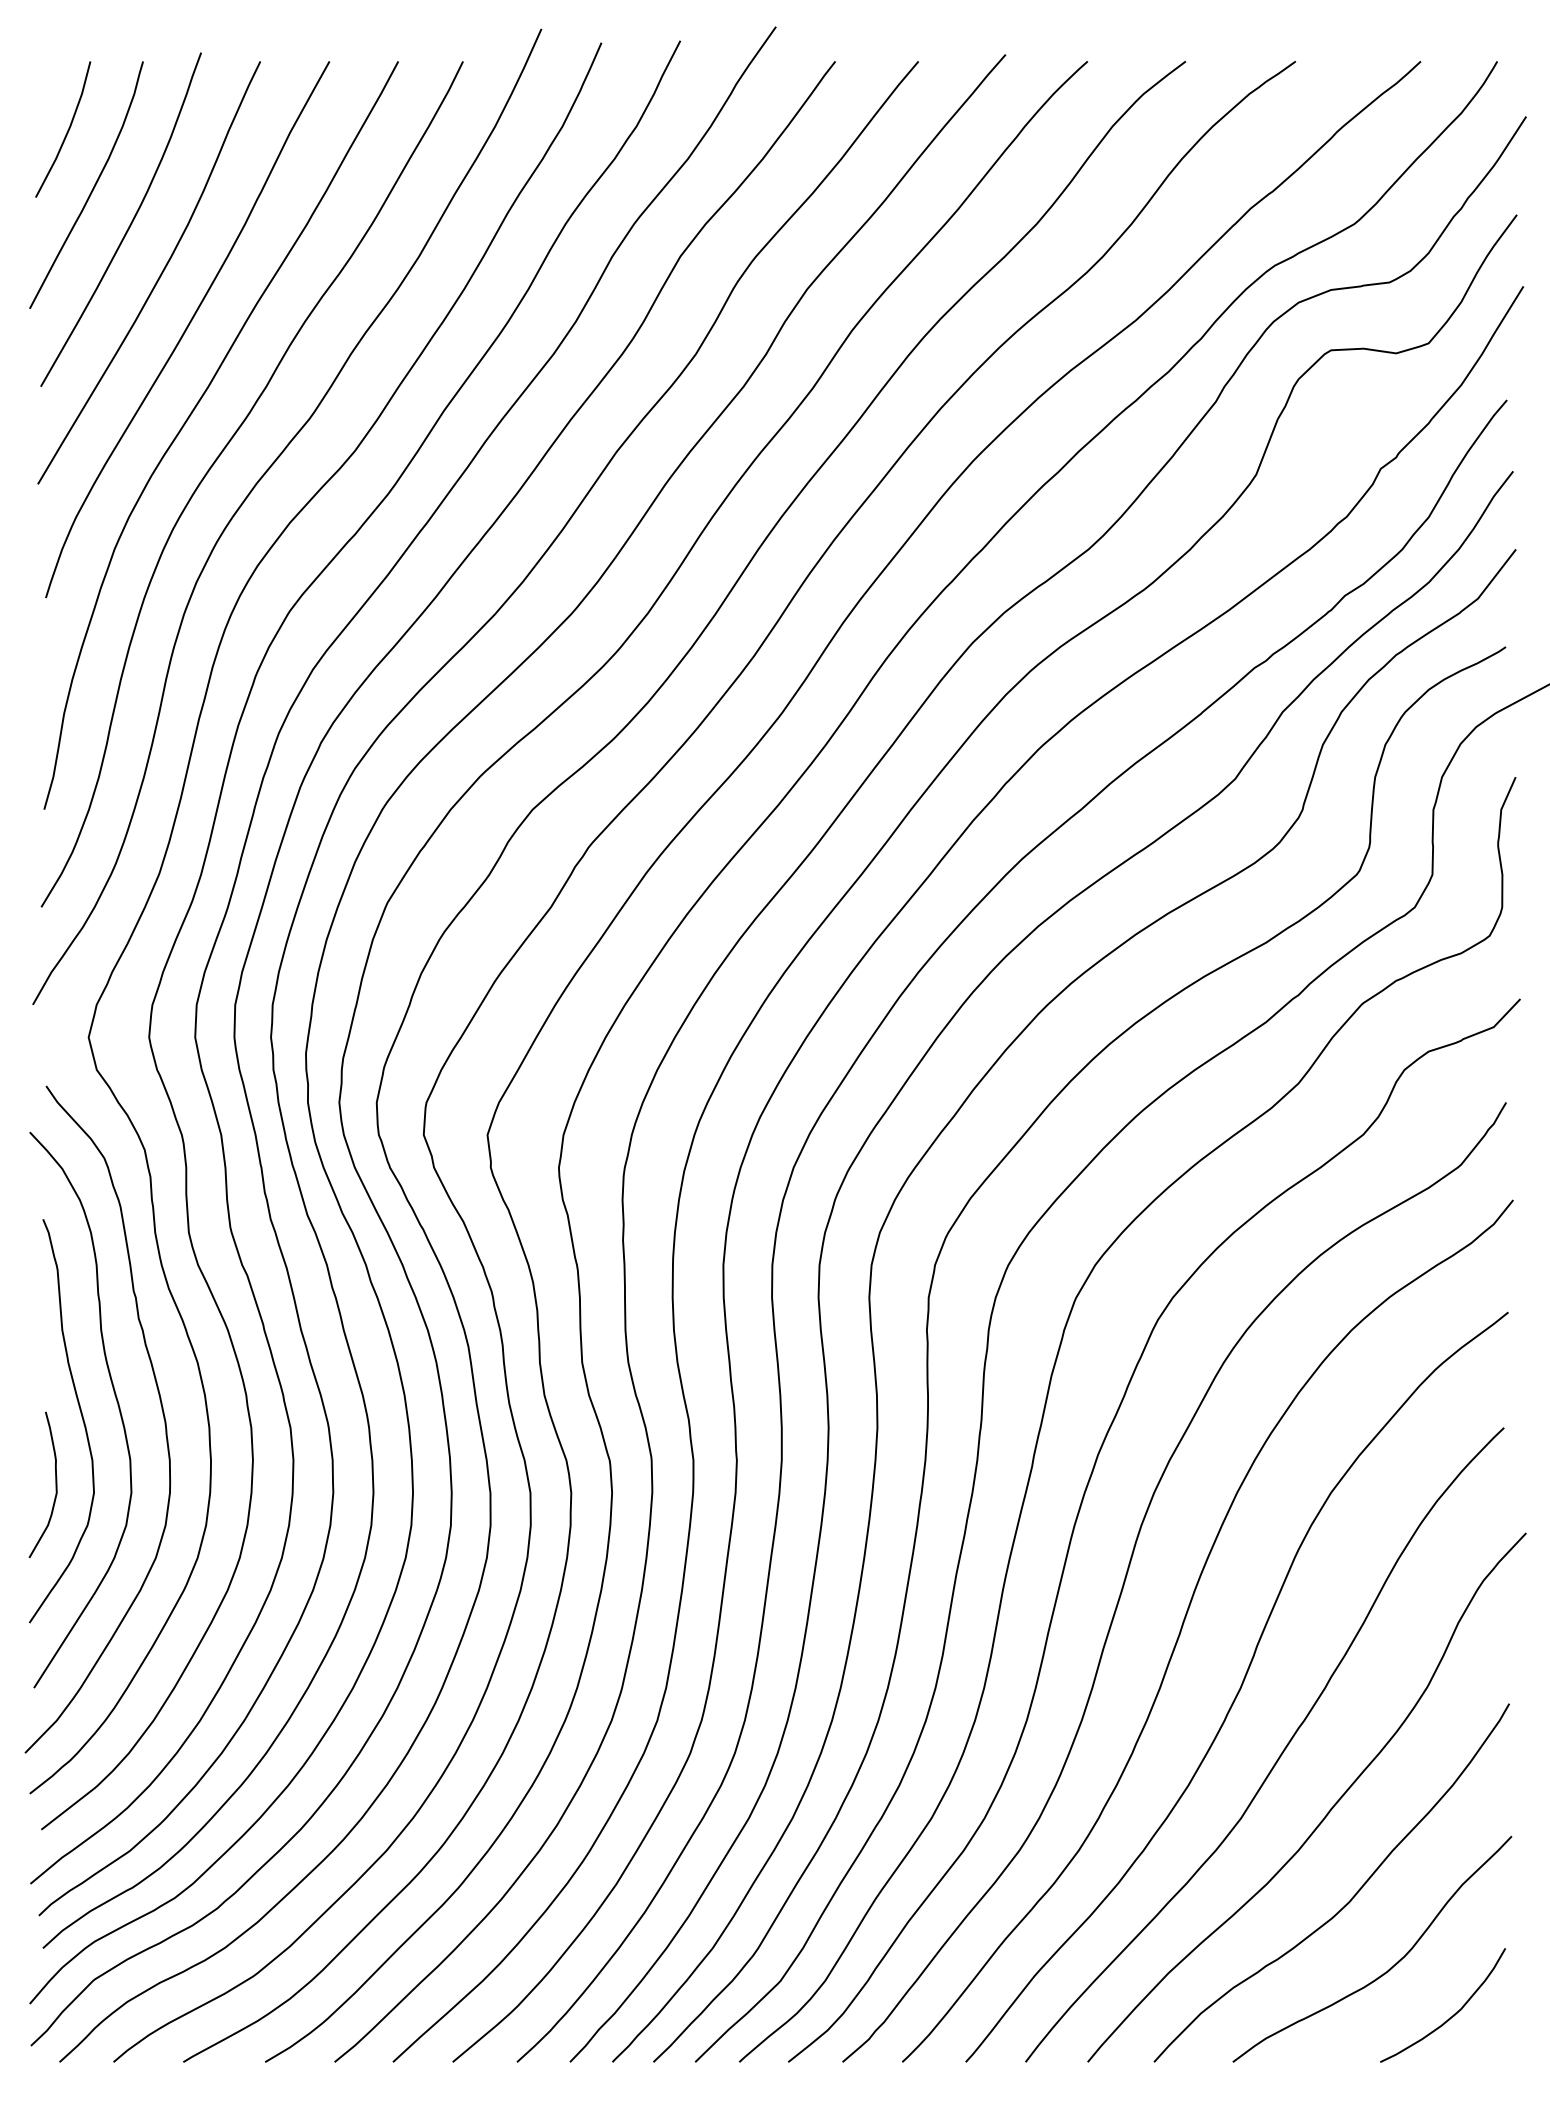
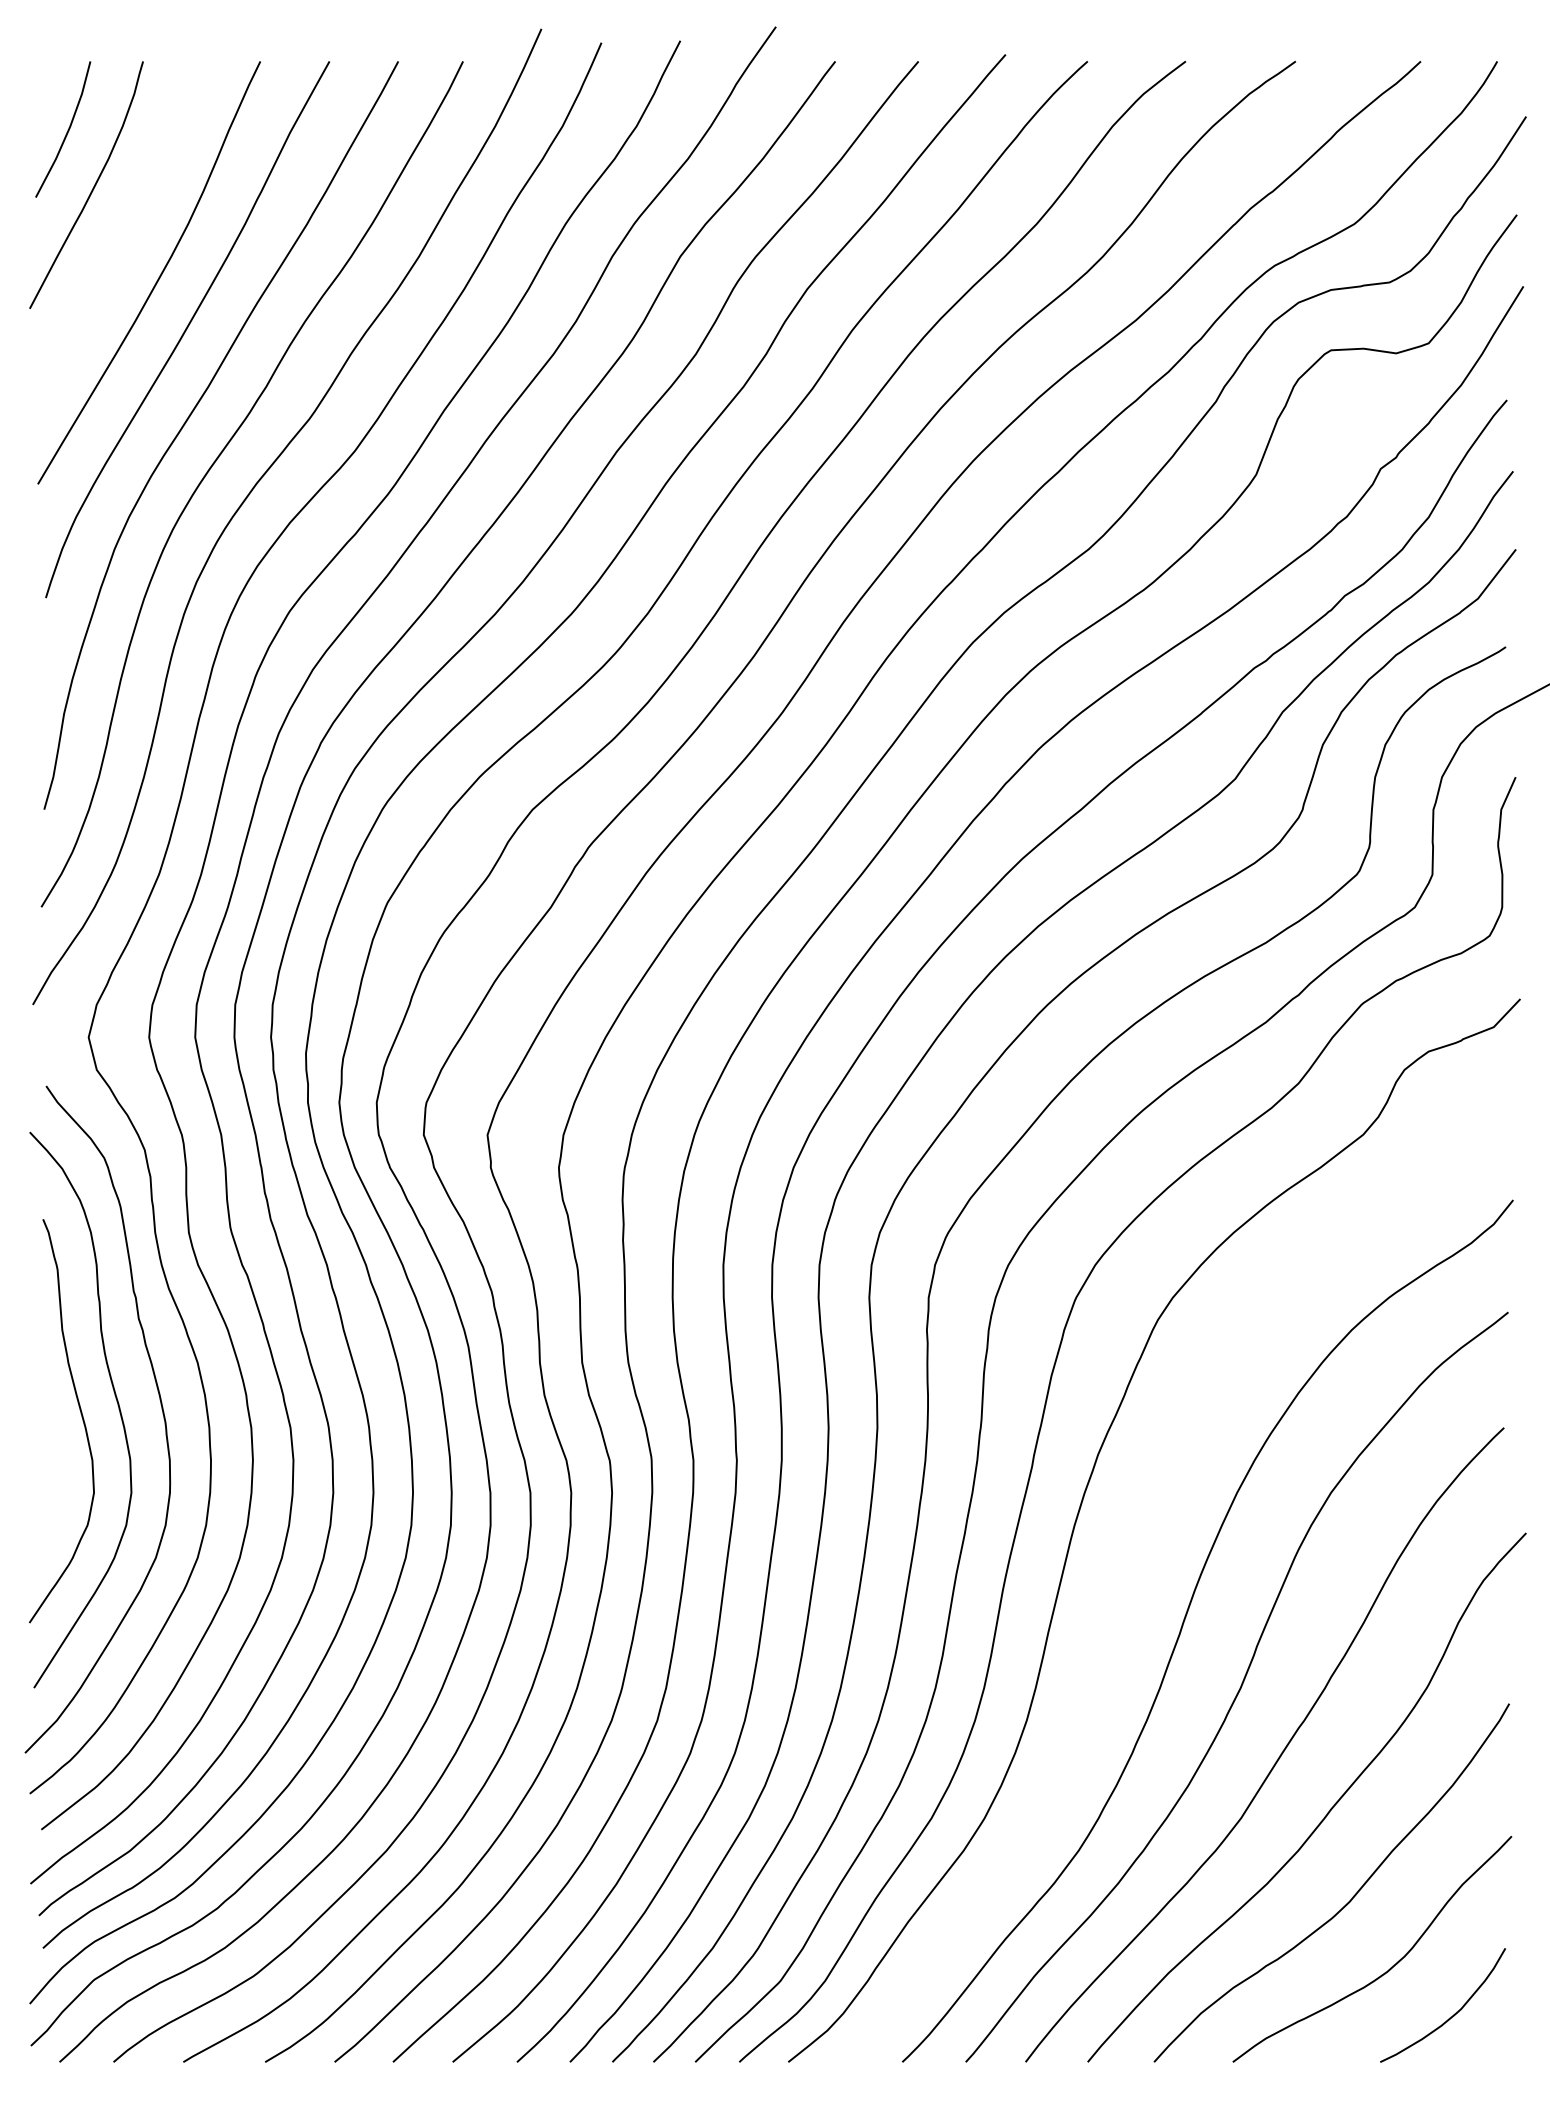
curve: present -> none (129, 224)
curve: present -> none (55, 1484)
curve: present -> none (1128, 1572)
